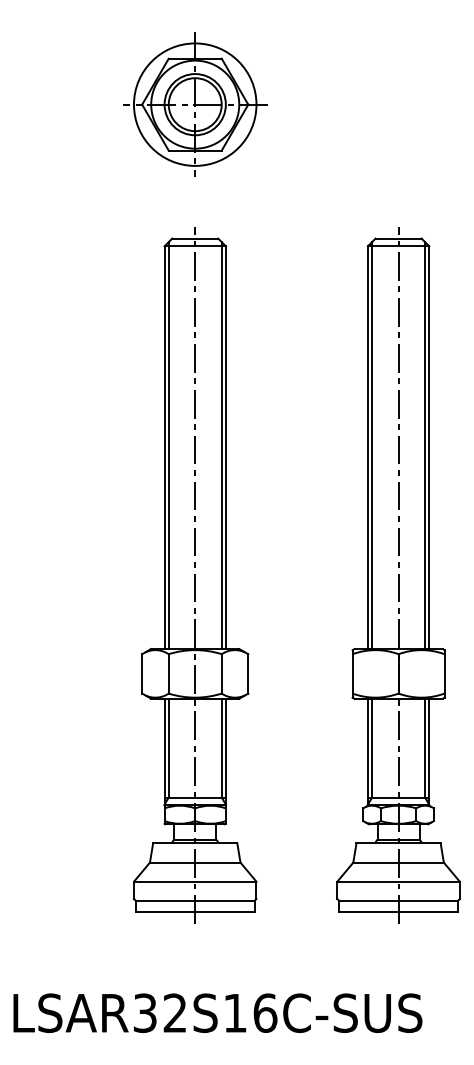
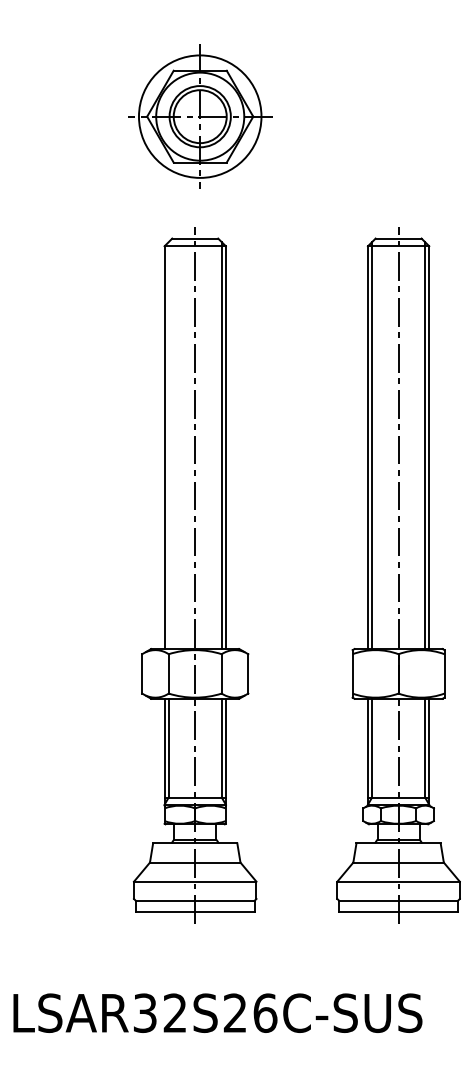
part position: (195, 104) -> (200, 116) (200, 116)
line: present -> none (168, 445)
text: LSAR32S16C-SUS -> LSAR32S26C-SUS (234, 1012)
